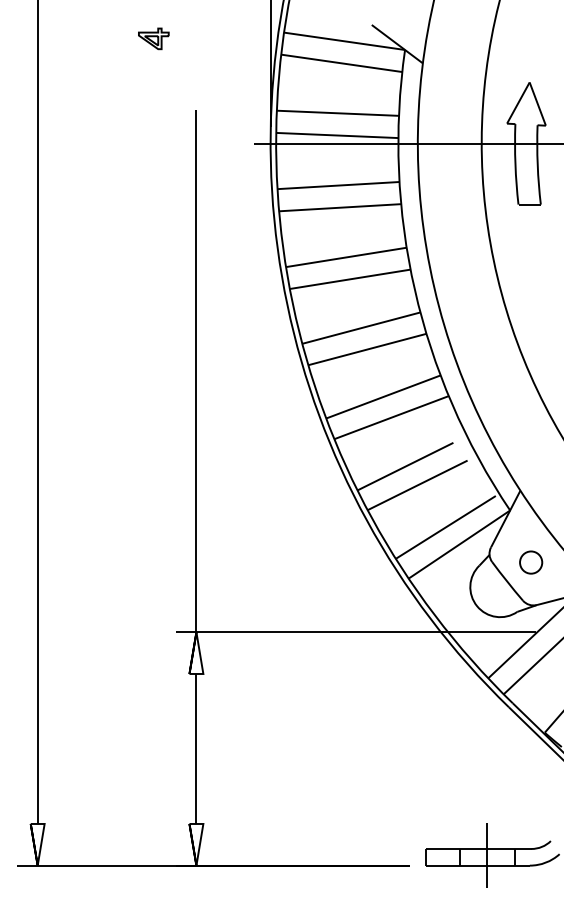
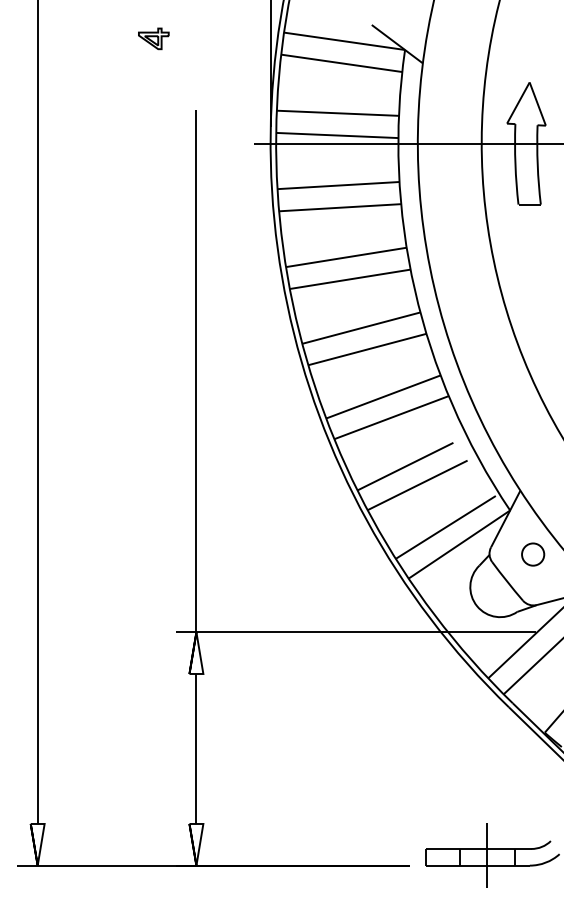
part position: (531, 562) -> (533, 554) (533, 554)
